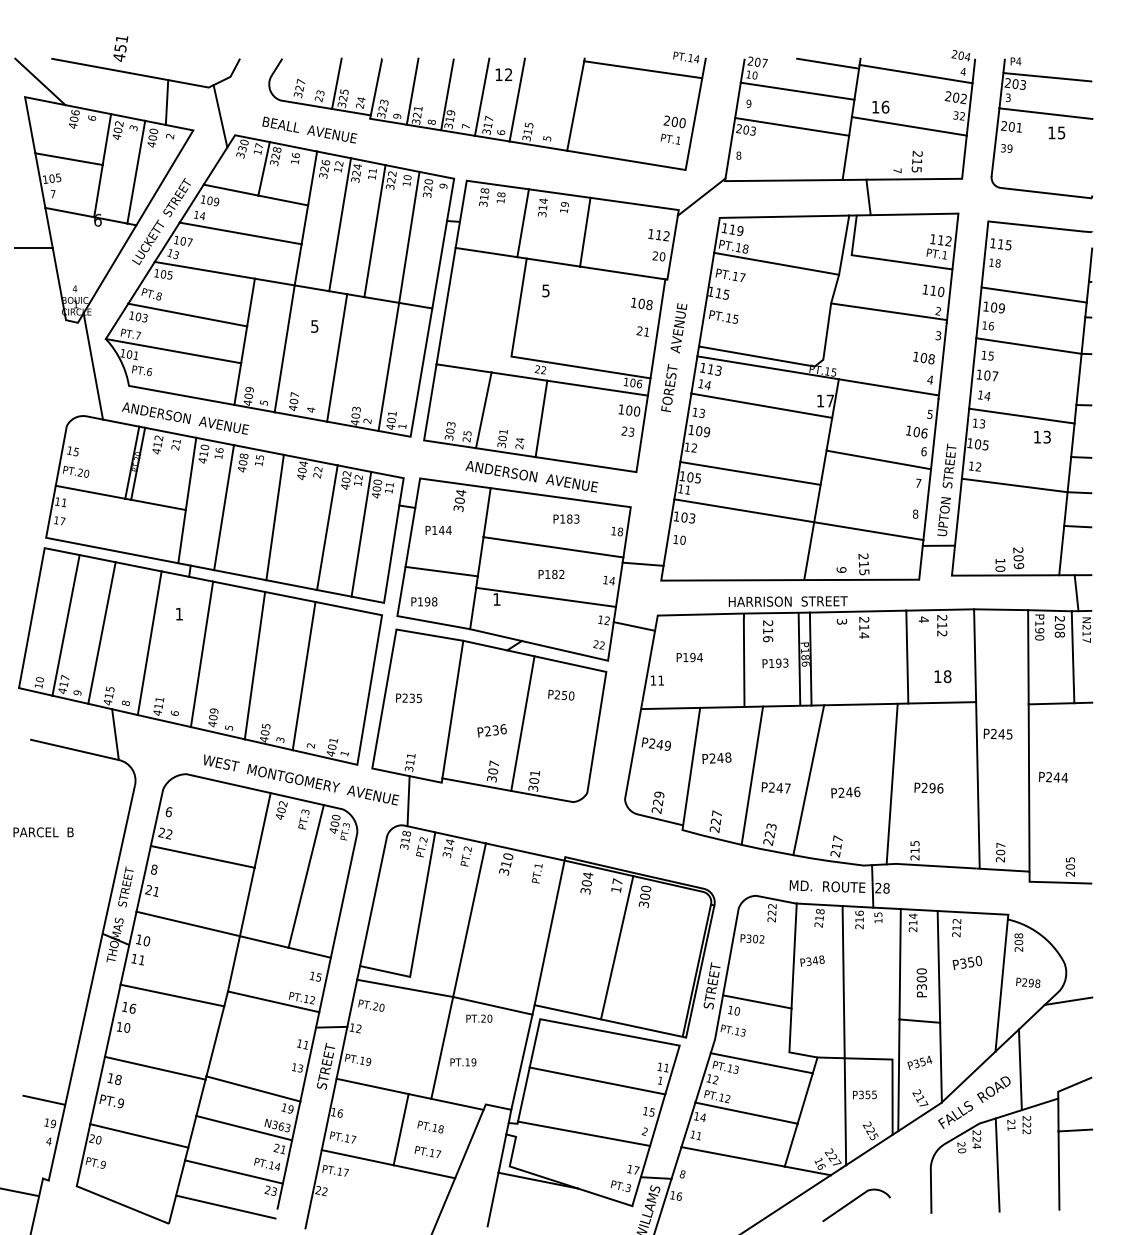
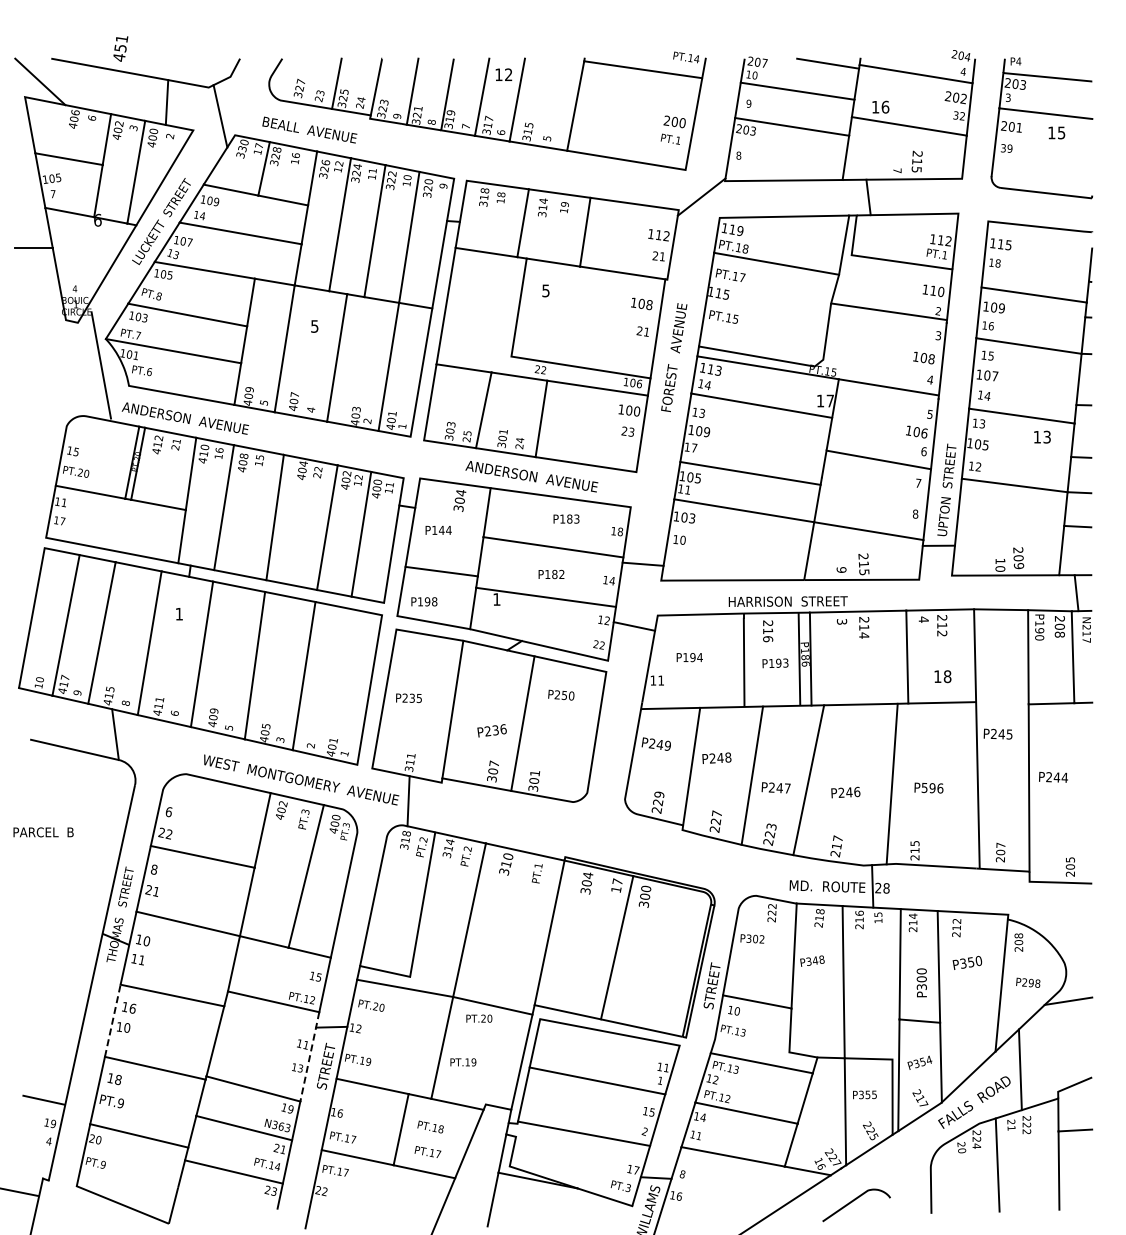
text: 20 -> 21 (662, 256)
line position: (93, 366) -> (101, 365) (101, 365)
text: 12 -> 17 (694, 447)
text: P296 -> P596 (924, 787)
line: solid -> dashed (112, 1020)
line: solid -> dashed (309, 1056)
line: present -> none (225, 1206)
